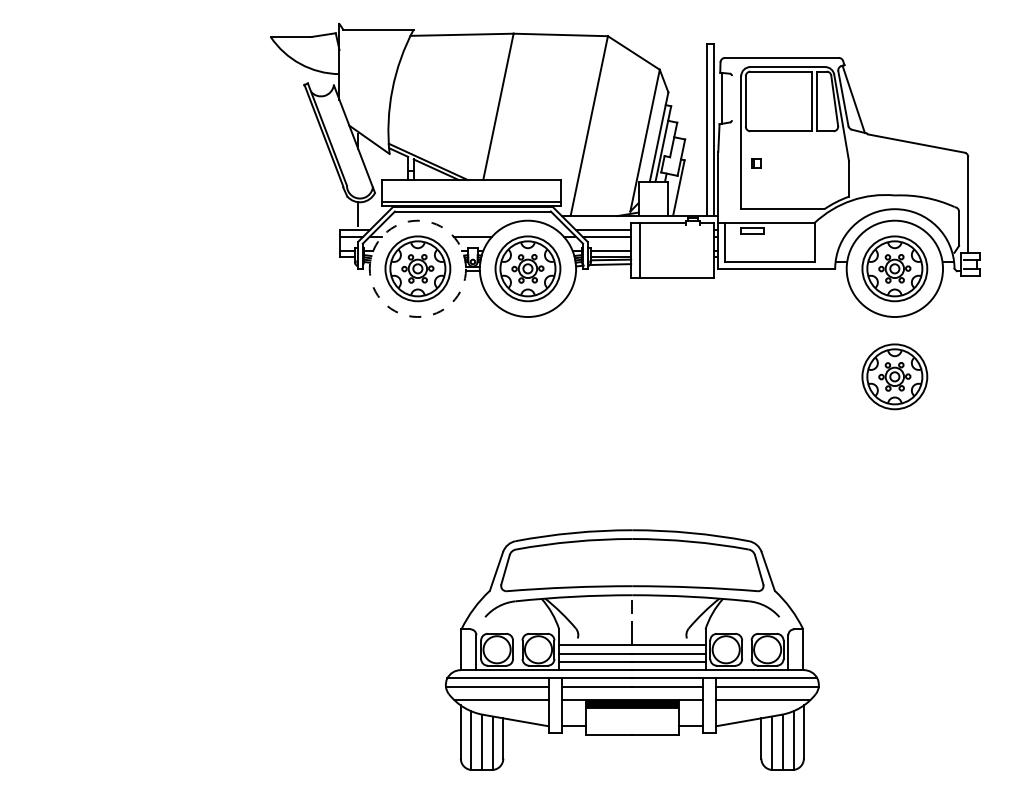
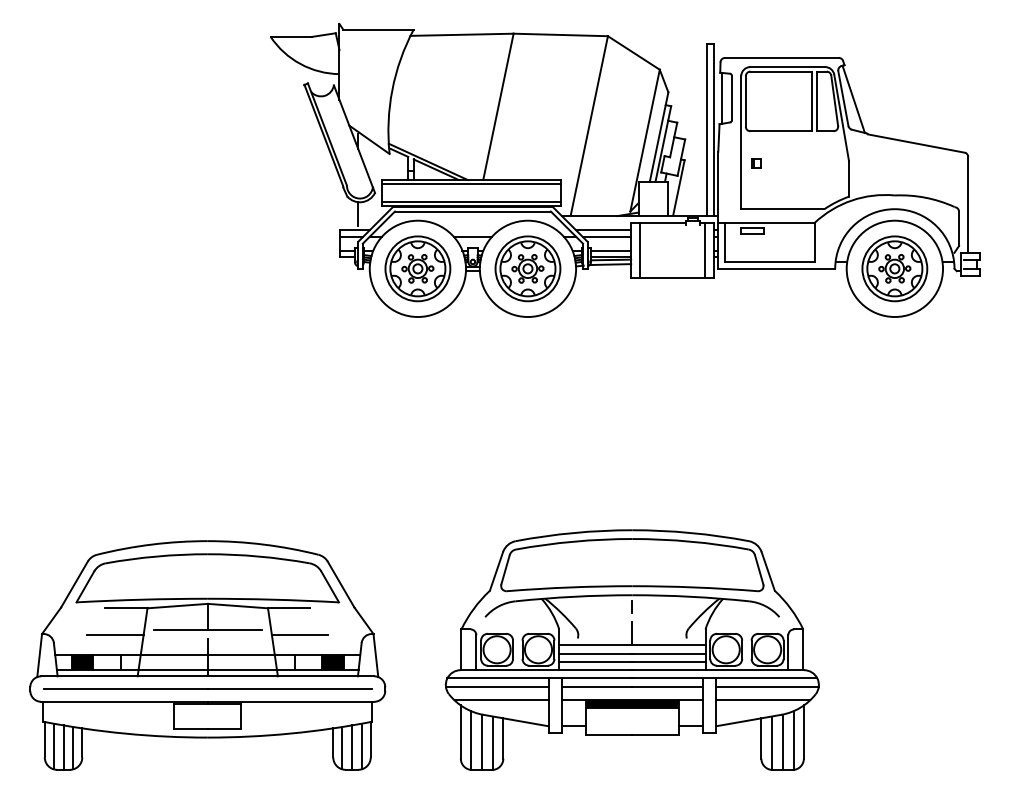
line: none -> present (732, 98)
line: none -> present (471, 183)
line: none -> present (704, 250)
circle: dashed -> solid (417, 268)
part: present -> none (894, 376)
part: none -> present (207, 655)
